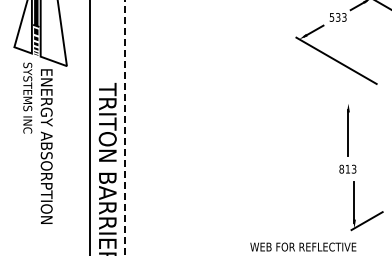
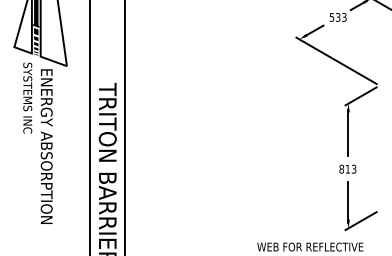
line: none -> present (360, 96)
line: dashed -> solid (125, 127)
part position: (372, 216) -> (366, 216) (366, 216)
text position: (303, 246) -> (310, 246) (310, 246)
